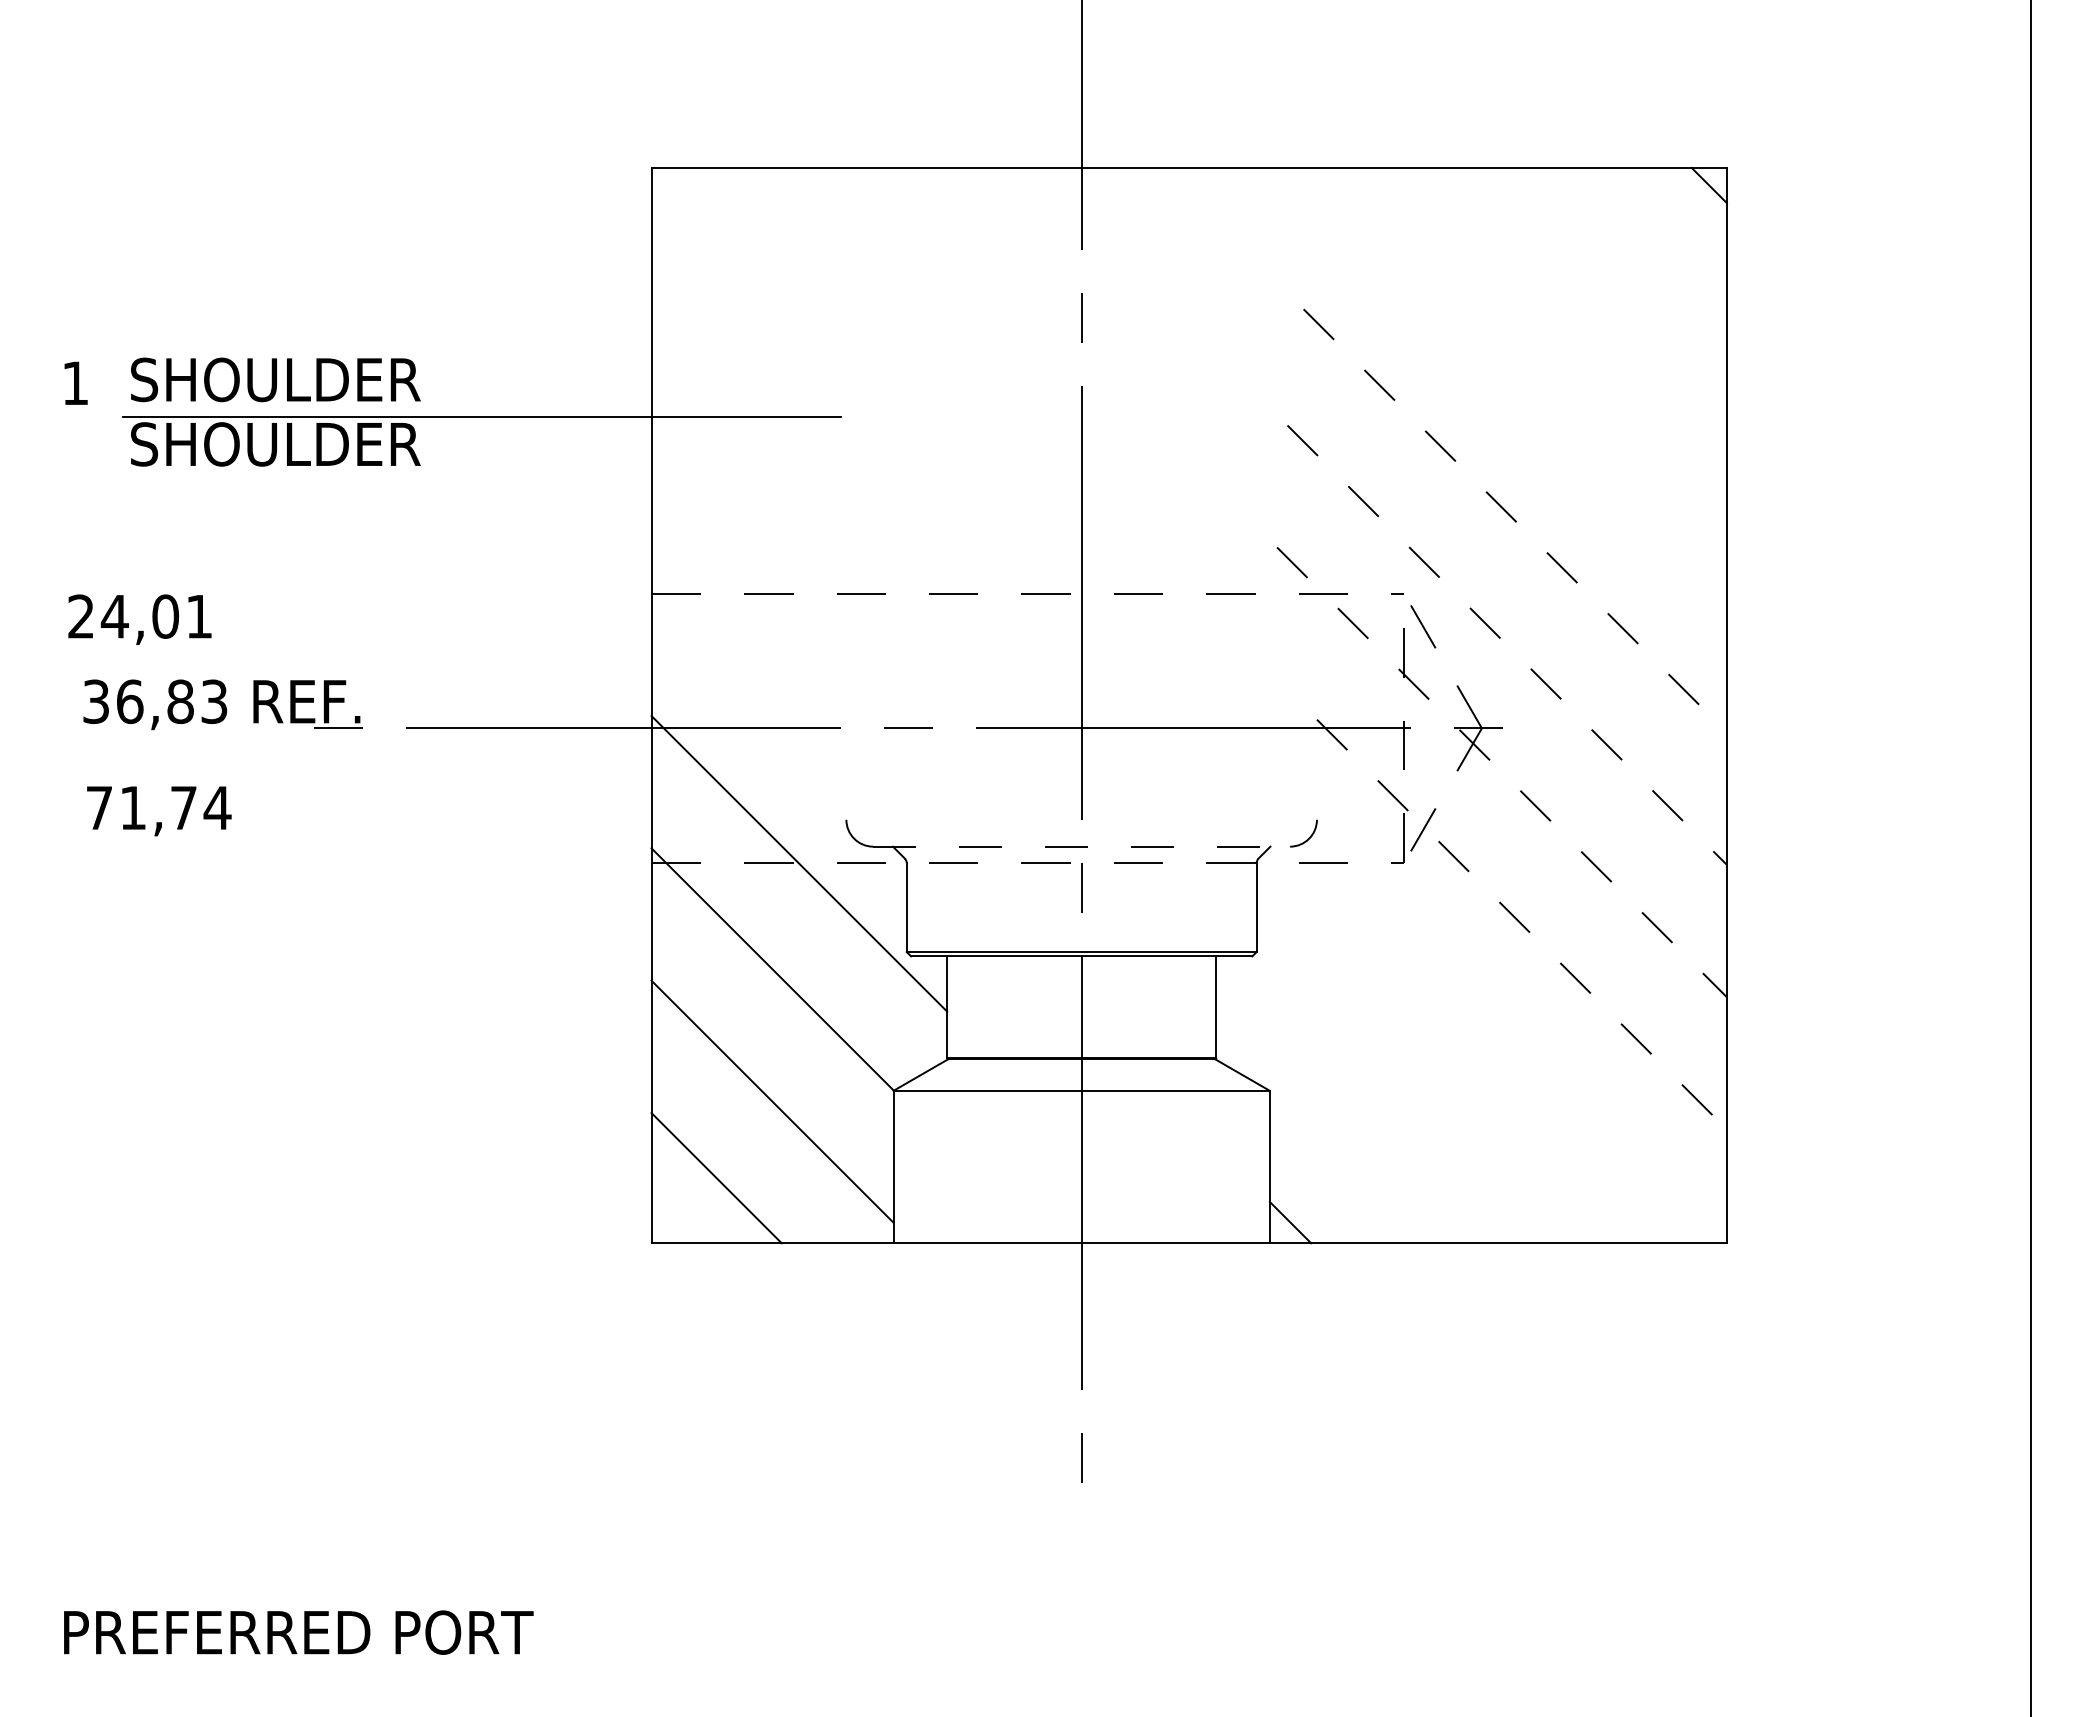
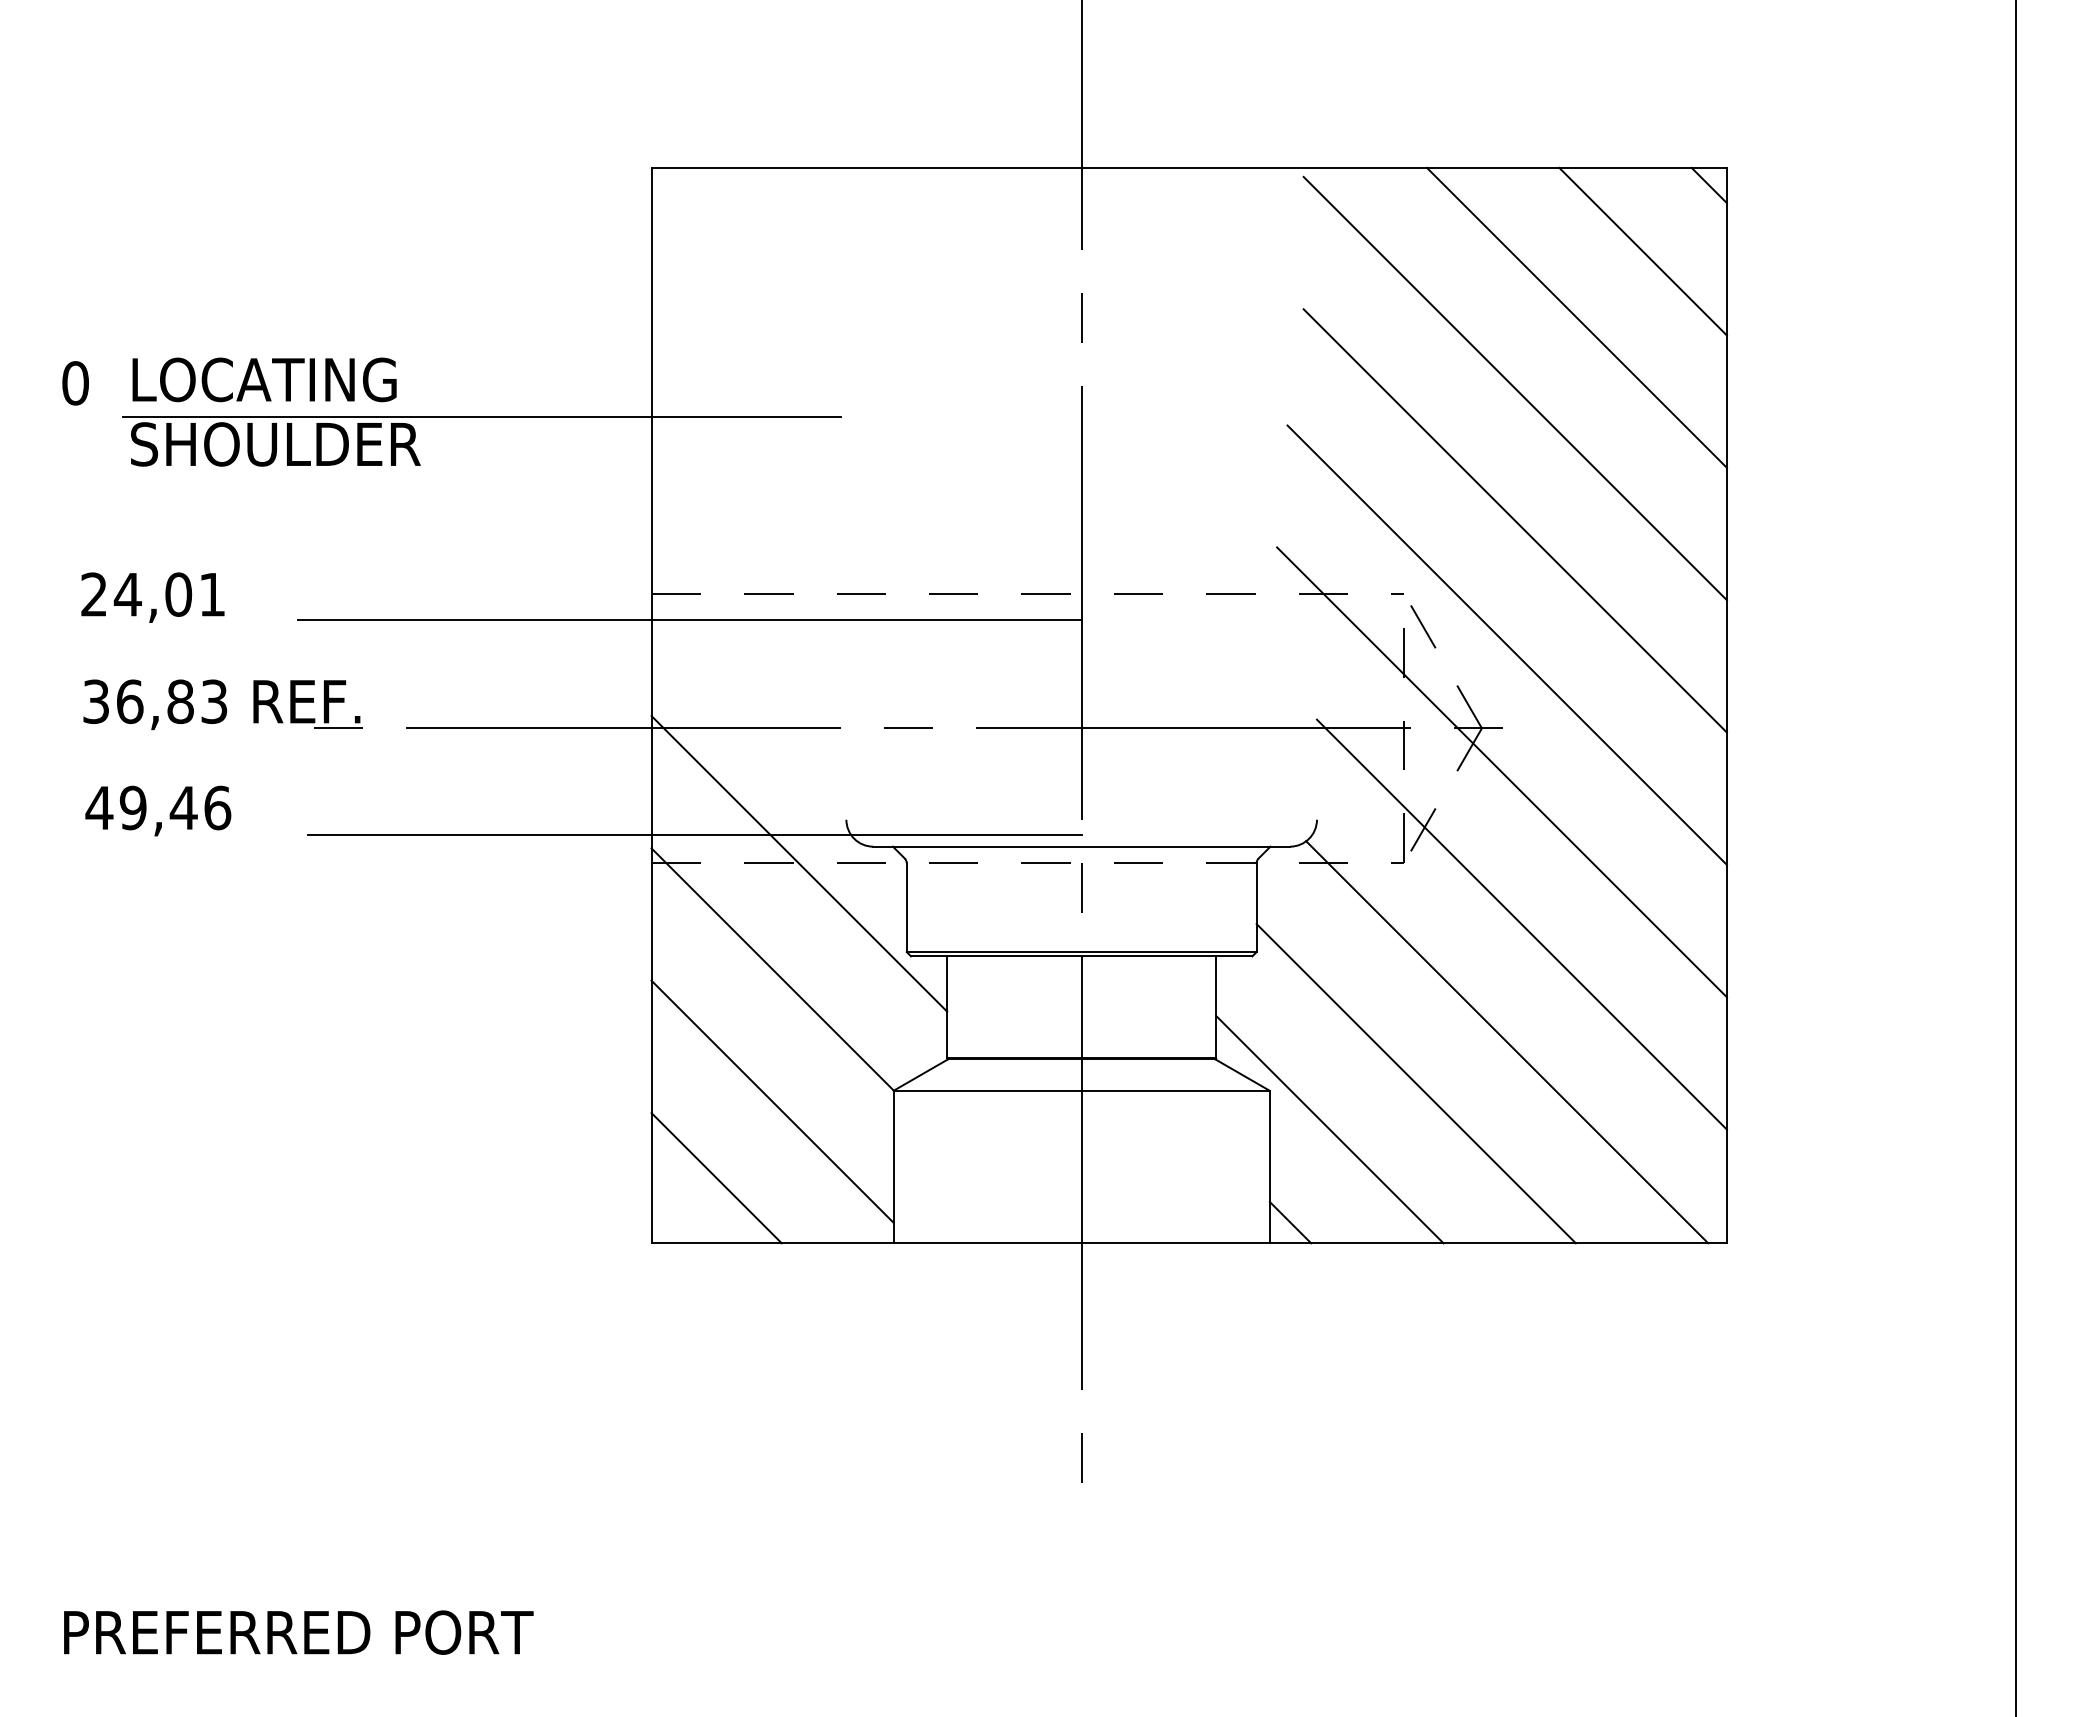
line: none -> present (1642, 251)
line: none -> present (1576, 317)
text: SHOULDER -> LOCATING (275, 379)
text: 1 -> 0 (75, 383)
line: none -> present (1514, 388)
line: dashed -> solid (1515, 521)
text position: (139, 619) -> (152, 597) (152, 597)
line: none -> present (689, 619)
line: dashed -> solid (1507, 645)
line: dashed -> solid (1502, 772)
text: 71,74 -> 49,46 (158, 807)
line: none -> present (694, 835)
line: dashed -> solid (1082, 846)
line position: (2030, 857) -> (2015, 857) (2015, 857)
line: dashed -> solid (1521, 924)
line: none -> present (1507, 1042)
line: none -> present (1415, 1083)
line: none -> present (1329, 1129)
